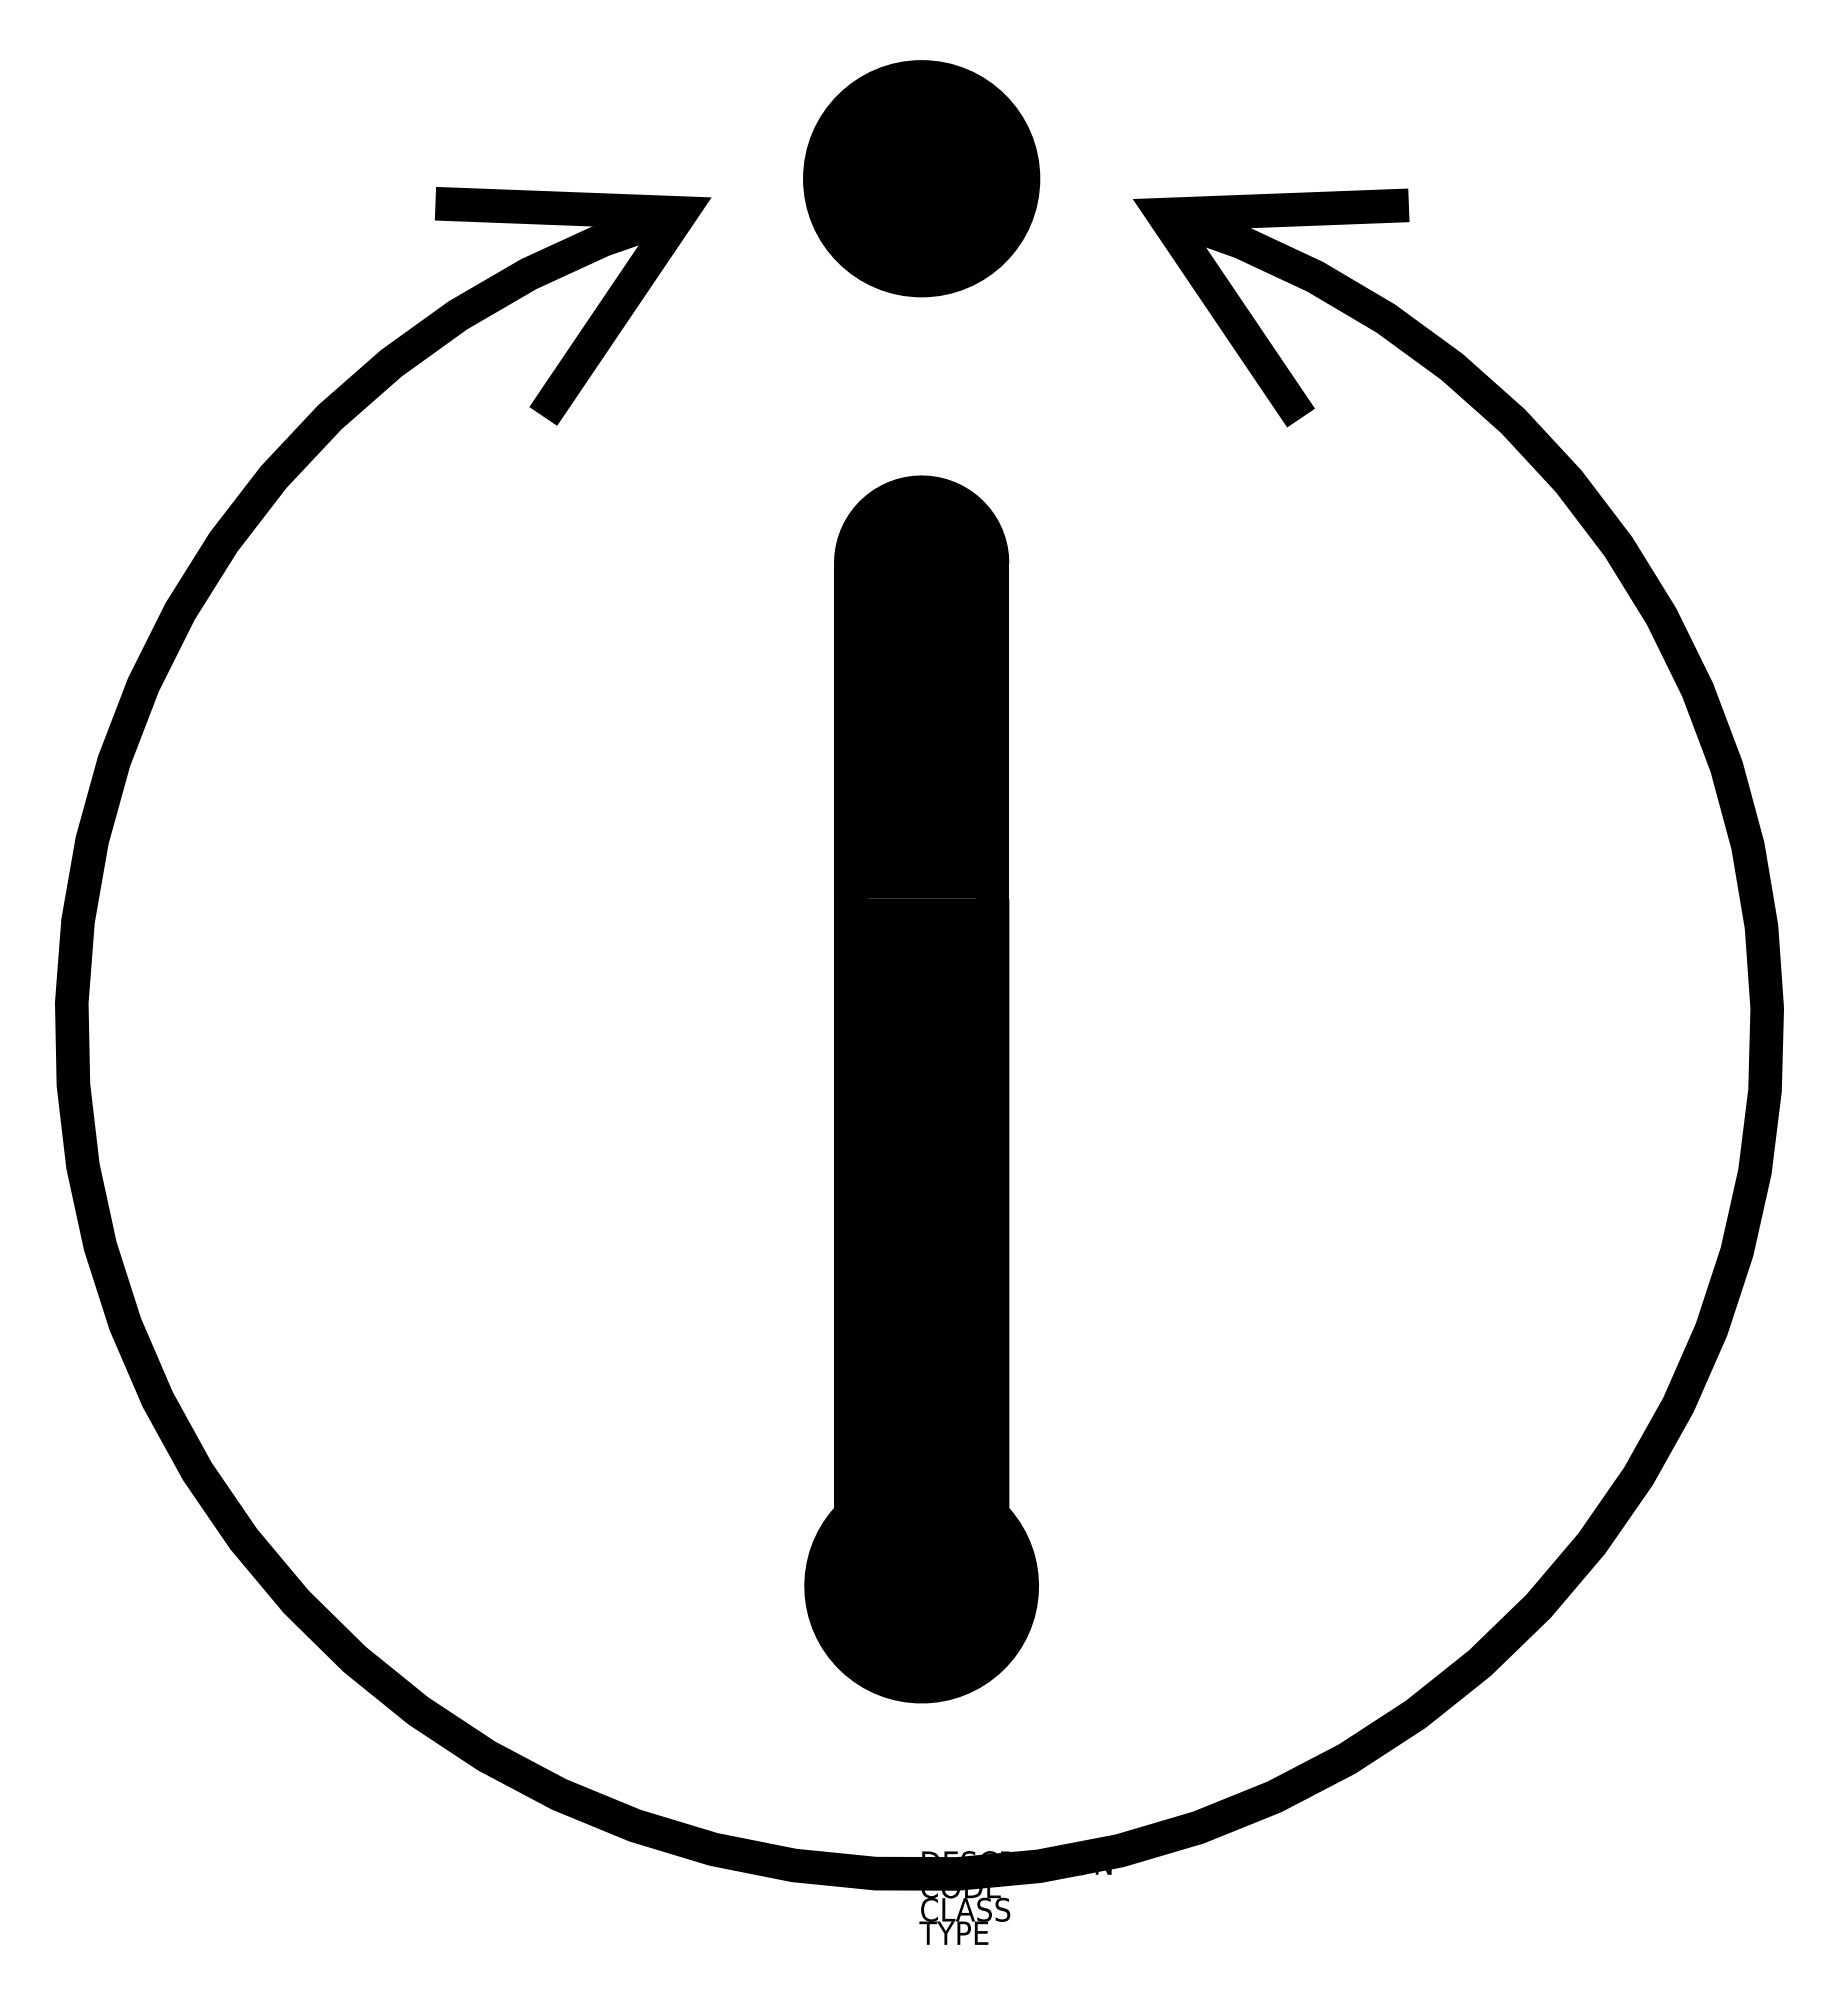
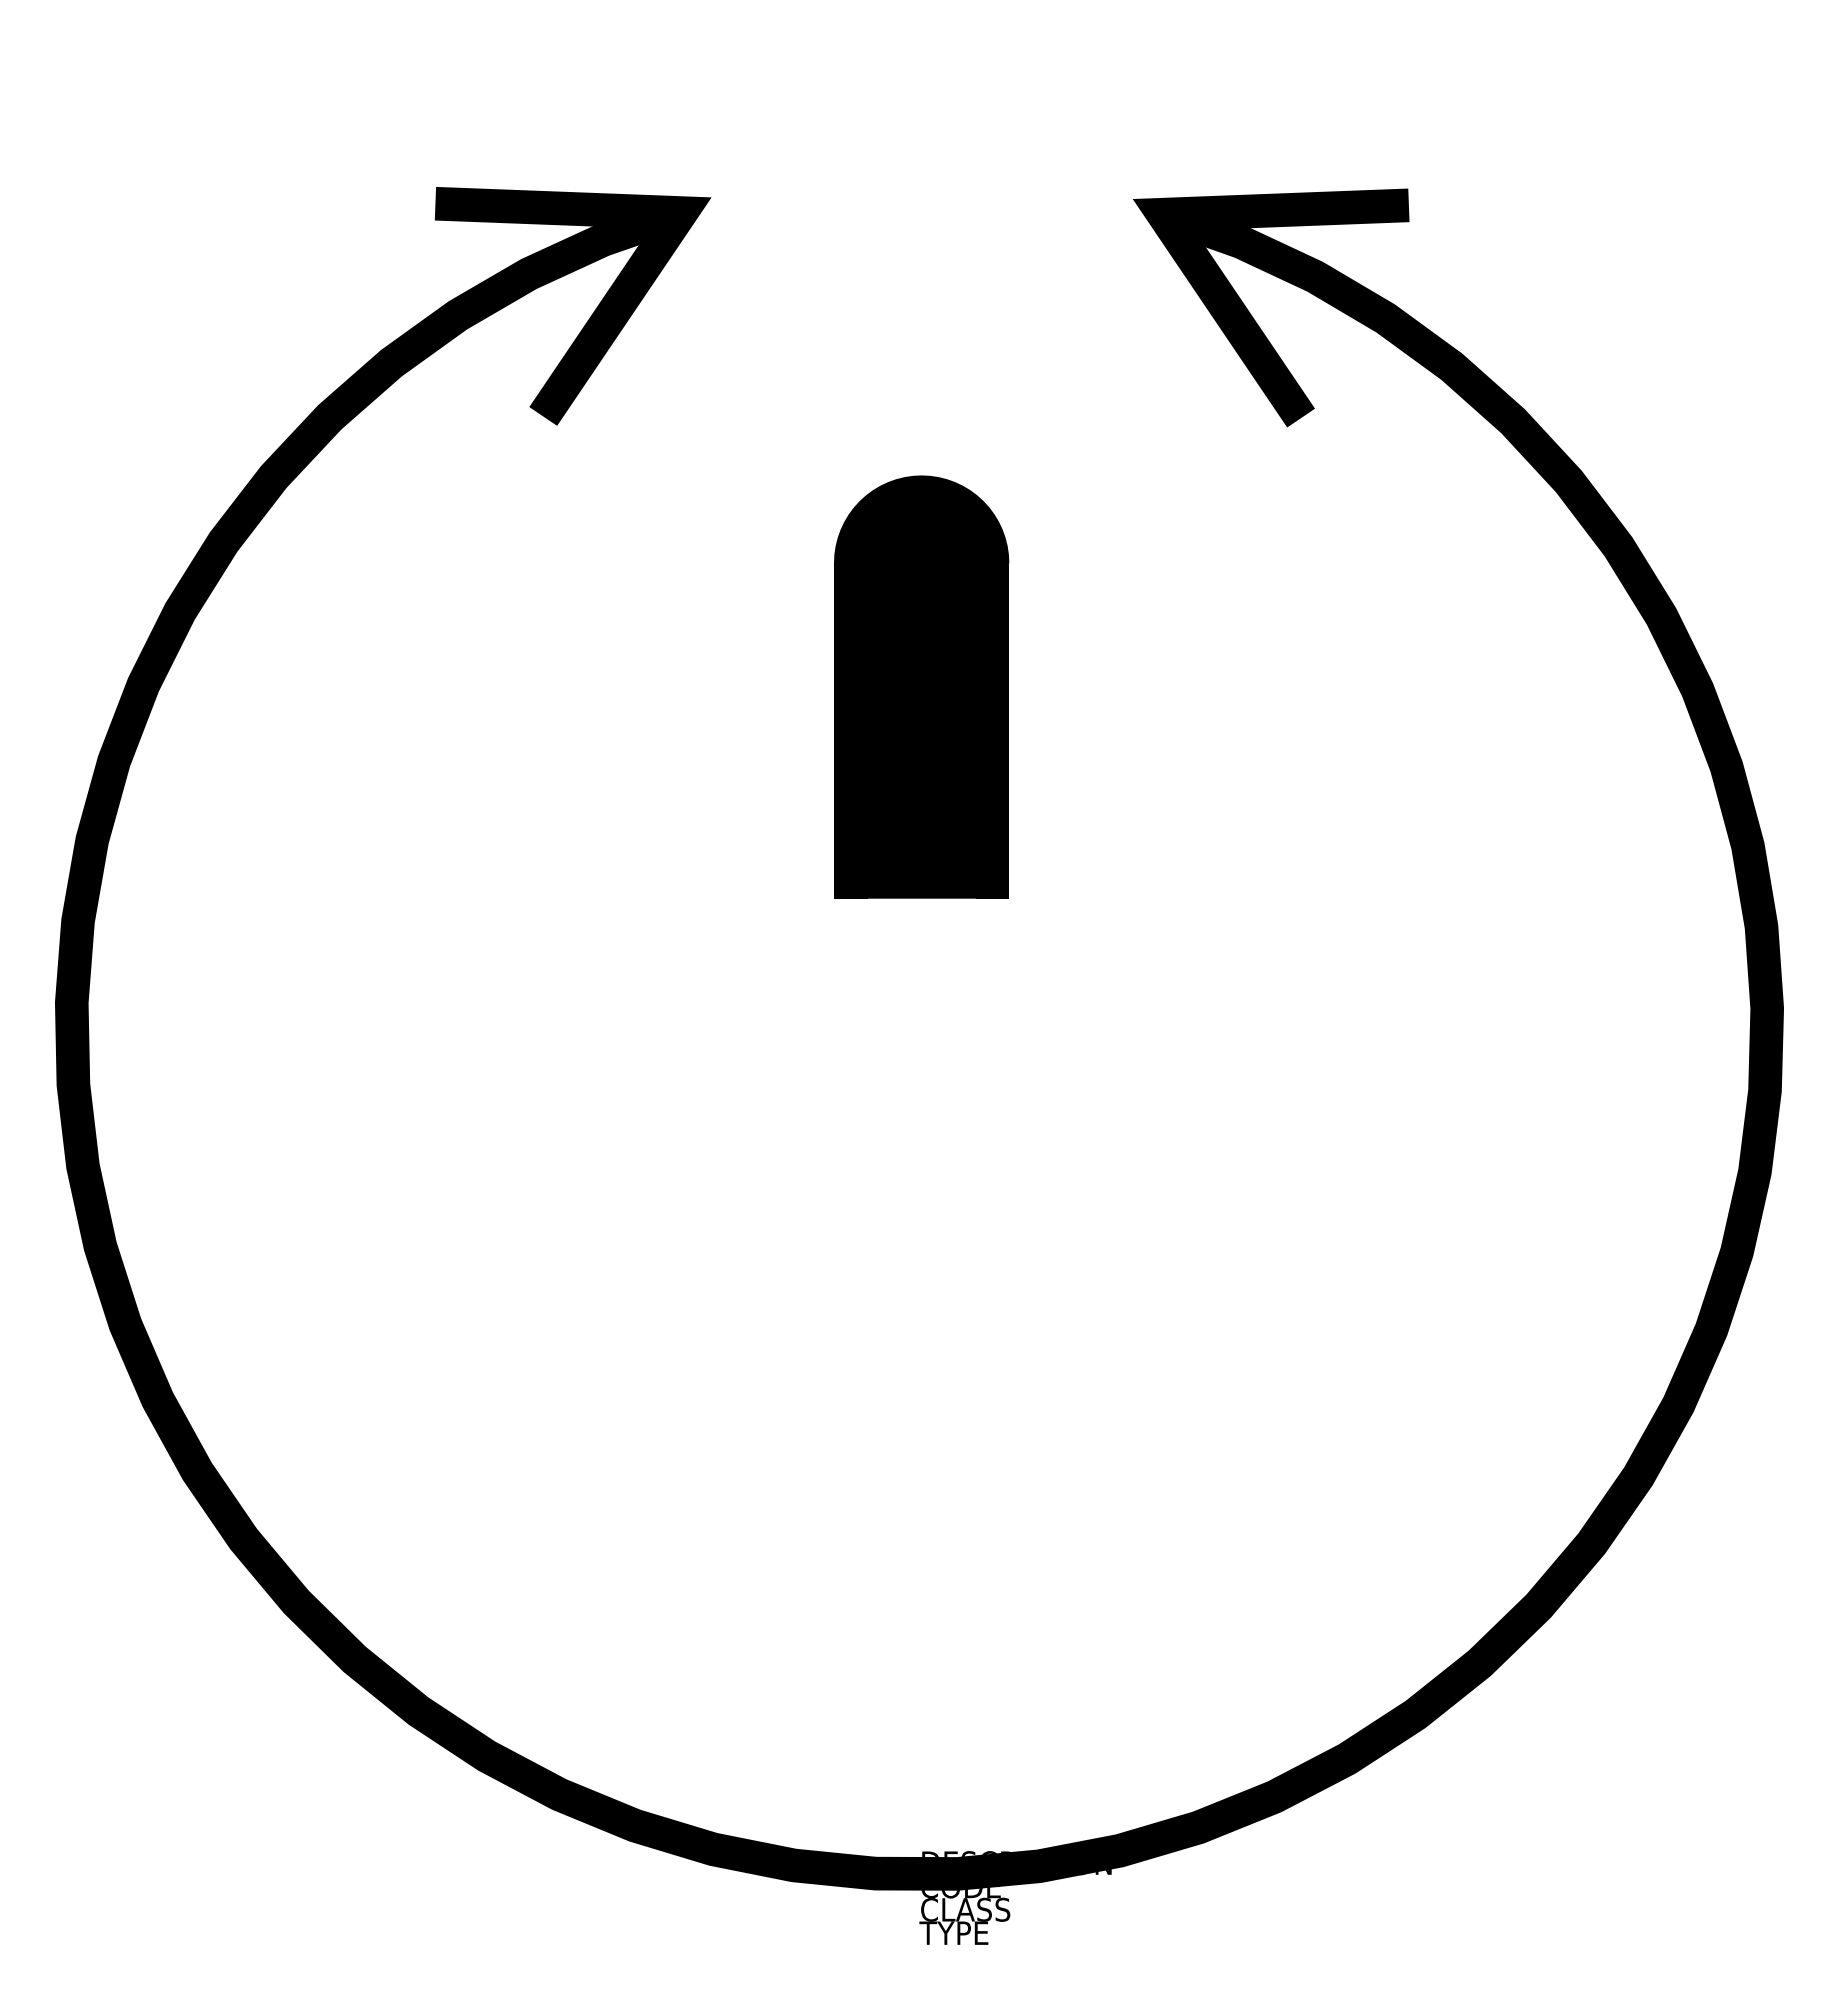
part: present -> none (921, 178)
fill: present -> none (921, 1300)
